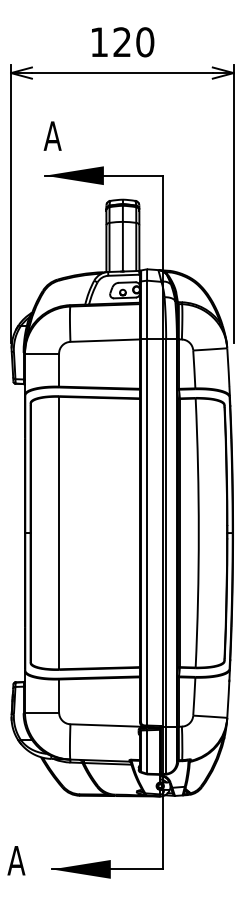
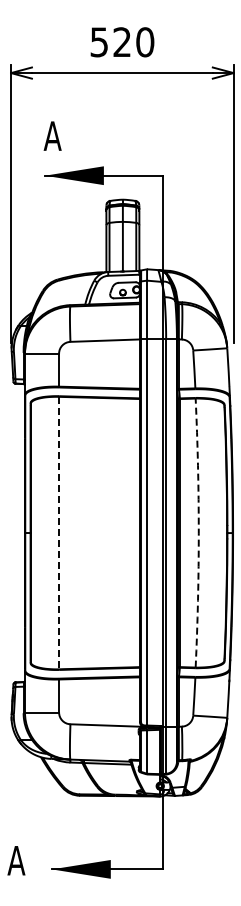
text: 120 -> 520 (98, 42)
line: solid -> dashed (59, 533)
arc: solid -> dashed (198, 533)
